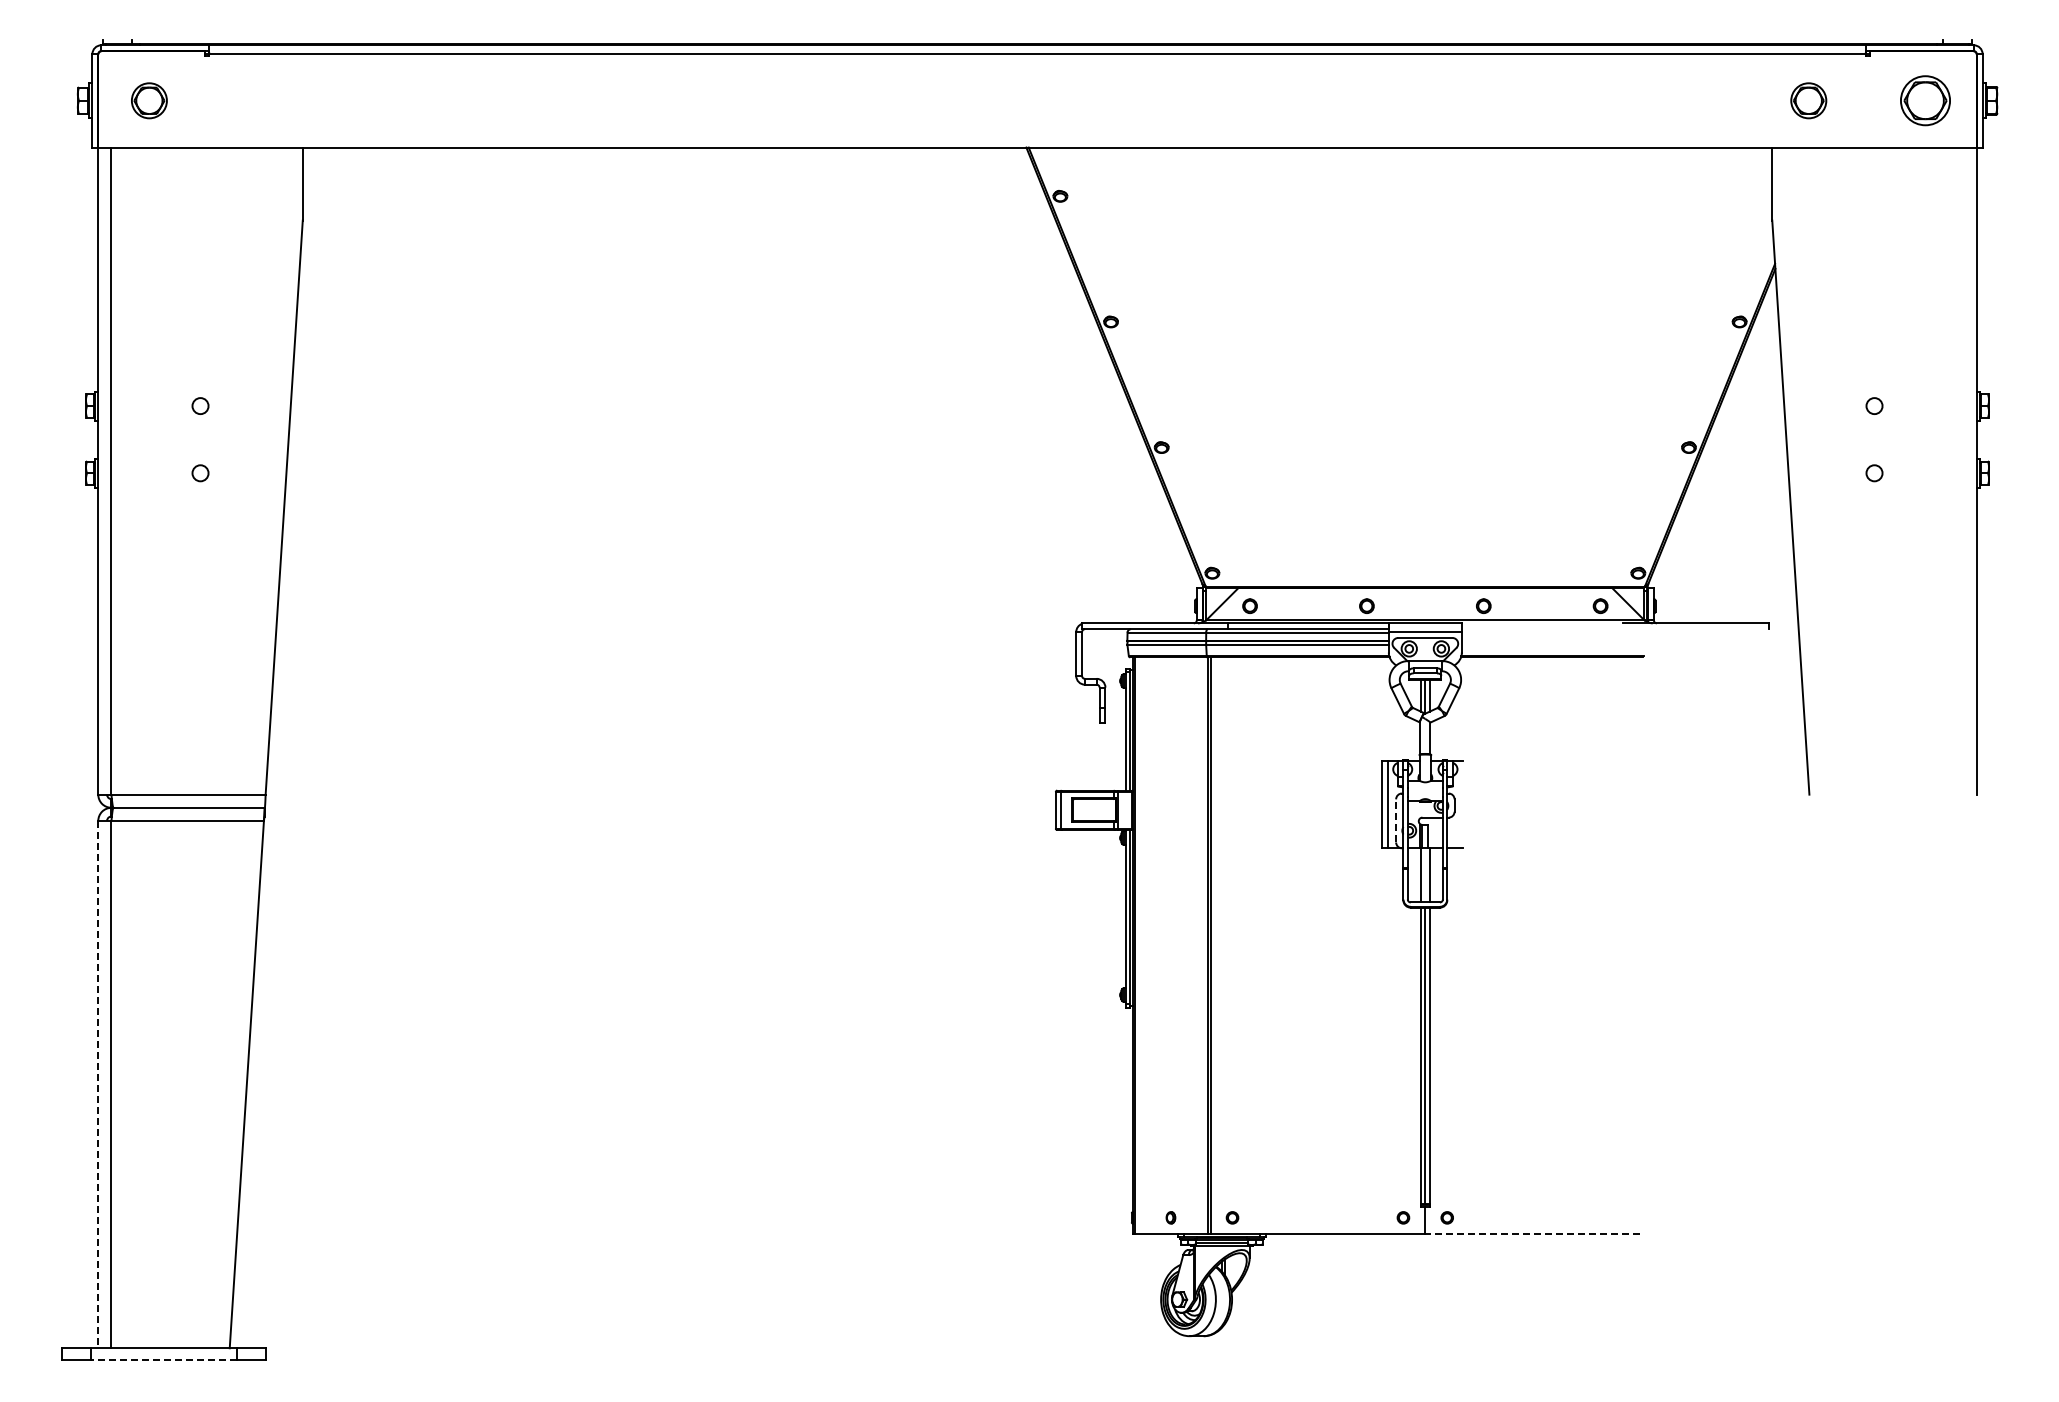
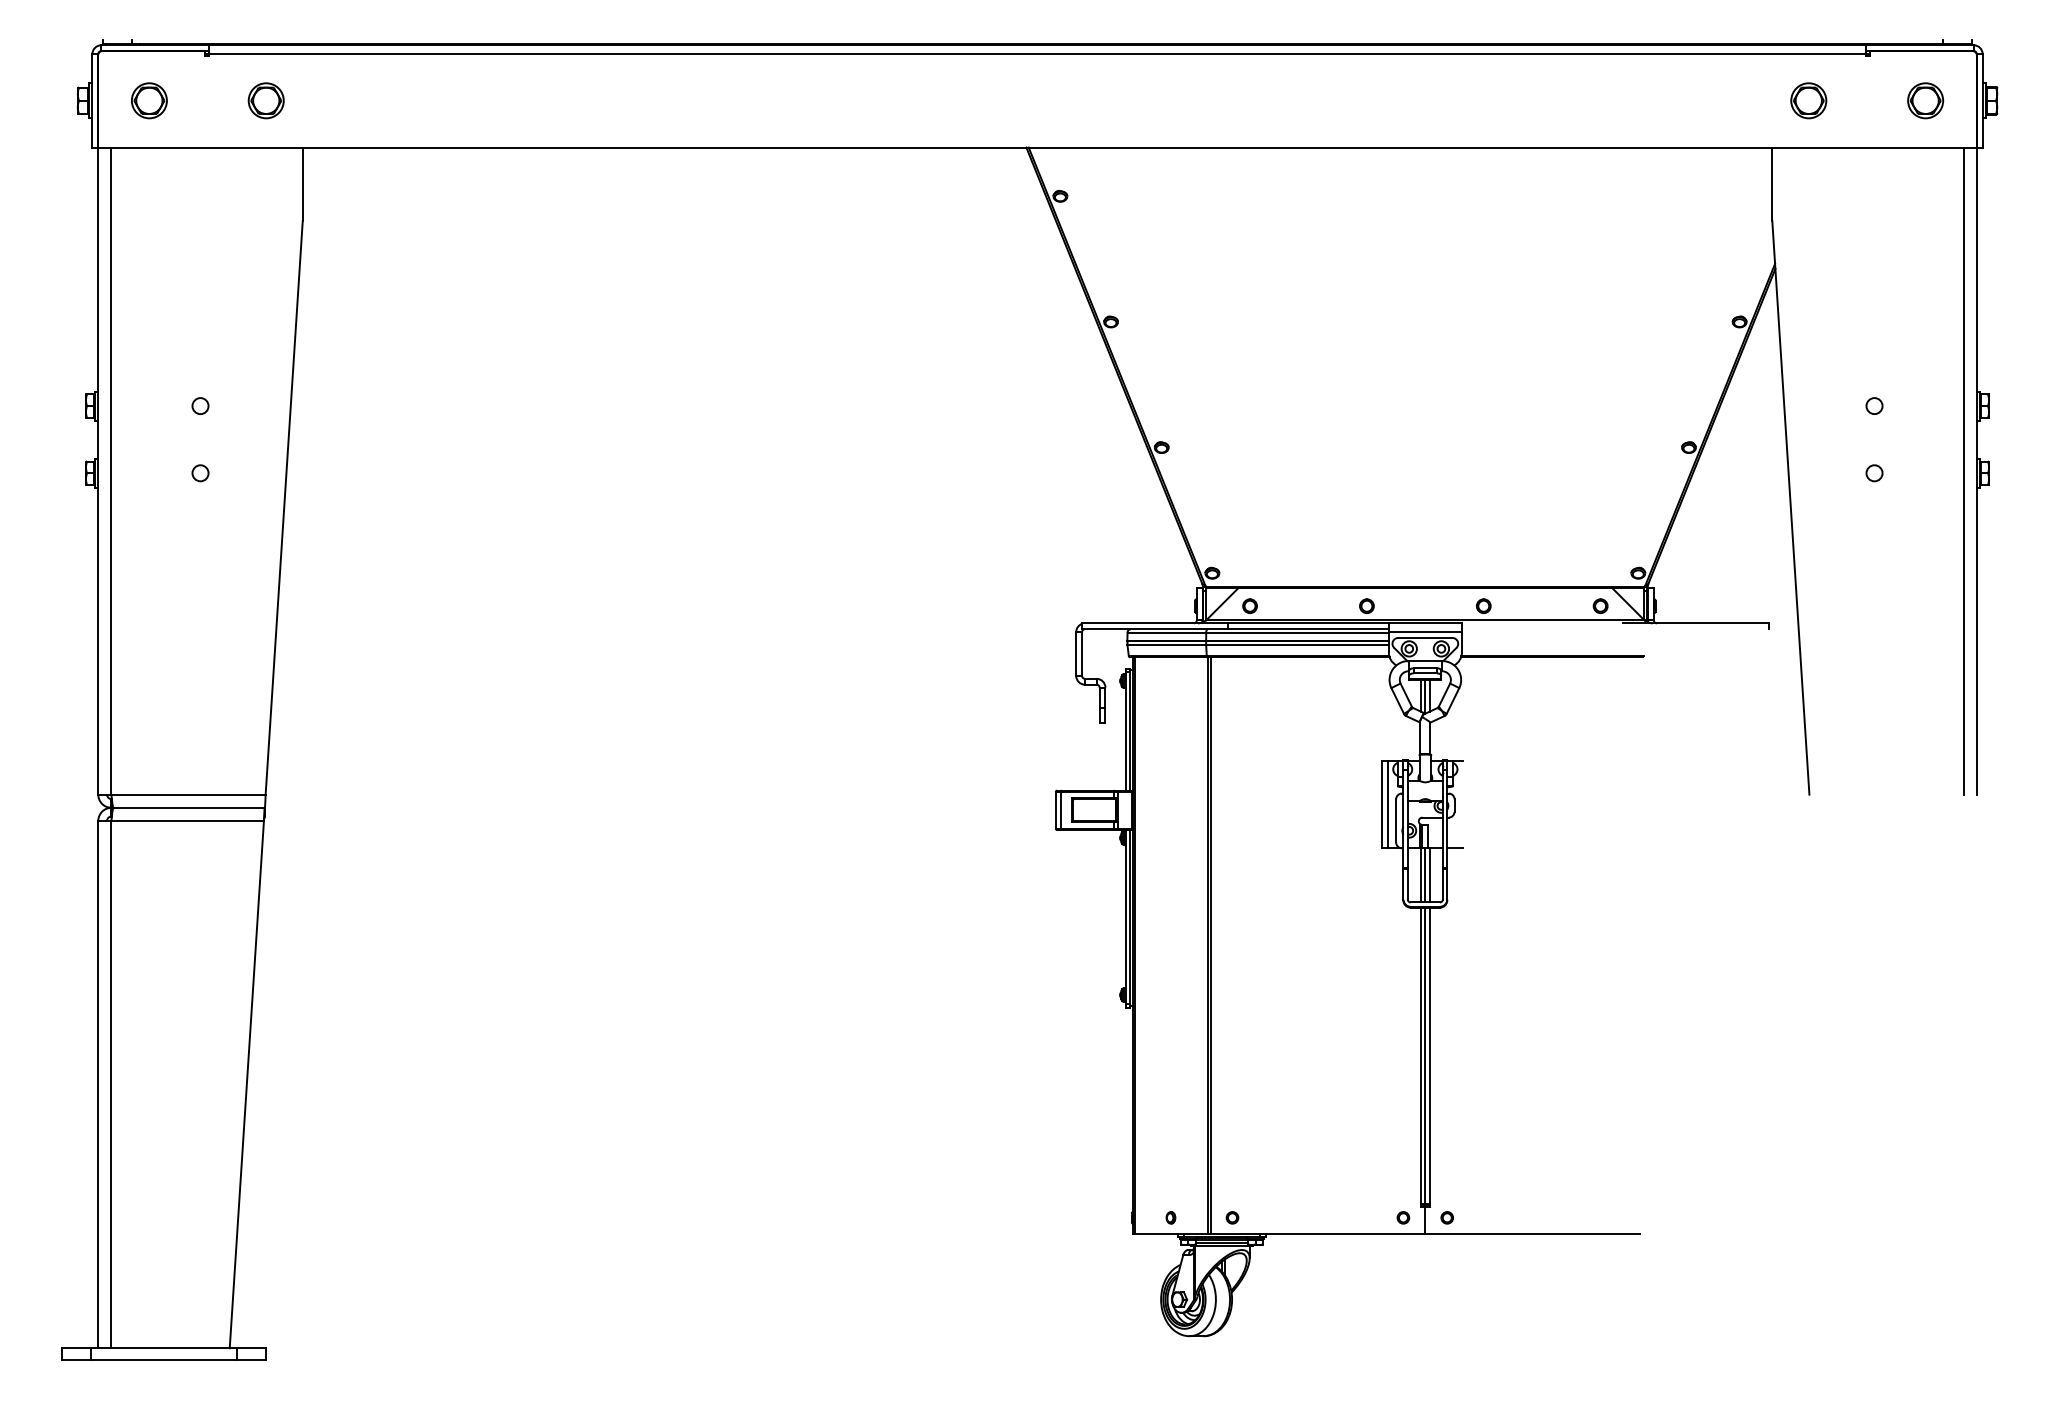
part: none -> present (265, 100)
part size: 51x52 px -> 38x38 px (1925, 100)
line: none -> present (1963, 470)
line: dashed -> solid (1396, 820)
line: none -> present (1425, 875)
line: dashed -> solid (98, 1084)
line: dashed -> solid (1532, 1233)
line: dashed -> solid (163, 1359)
